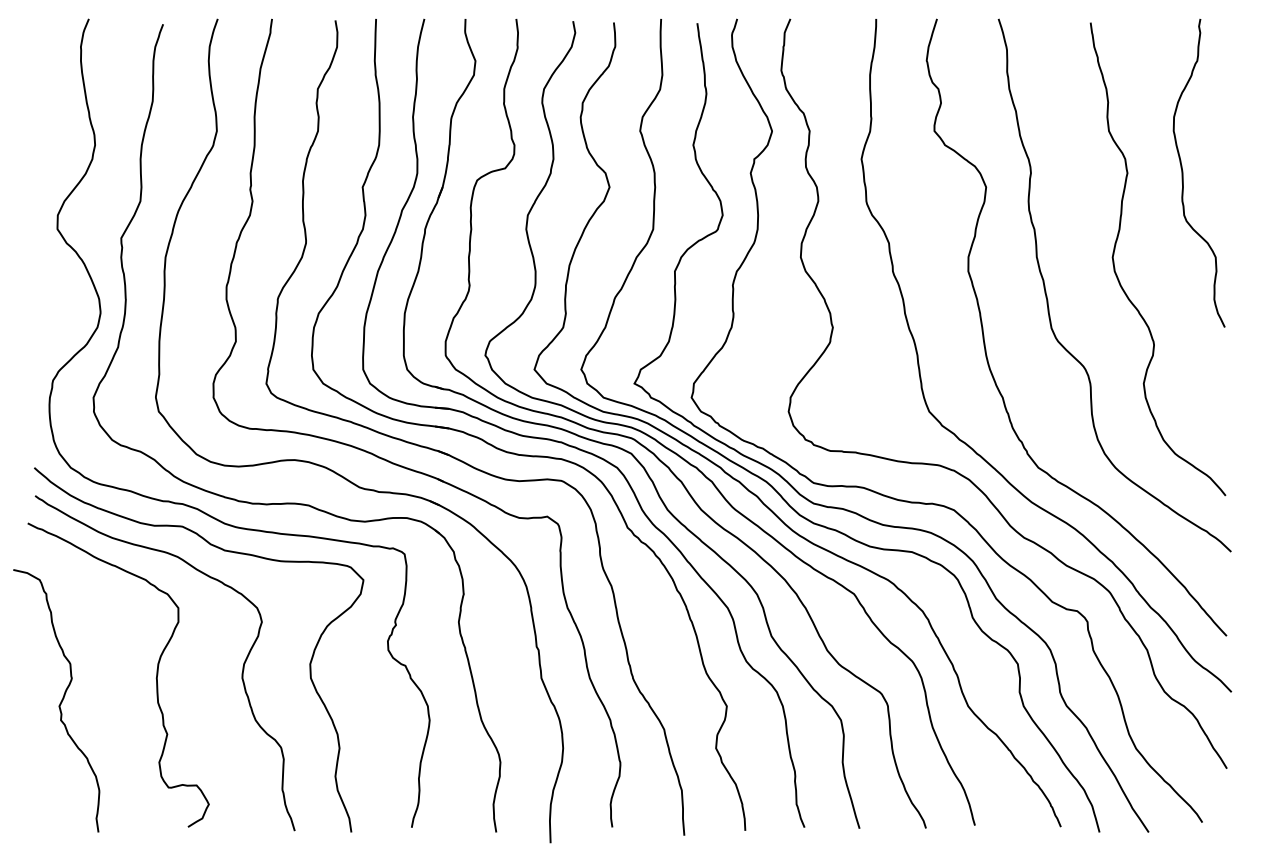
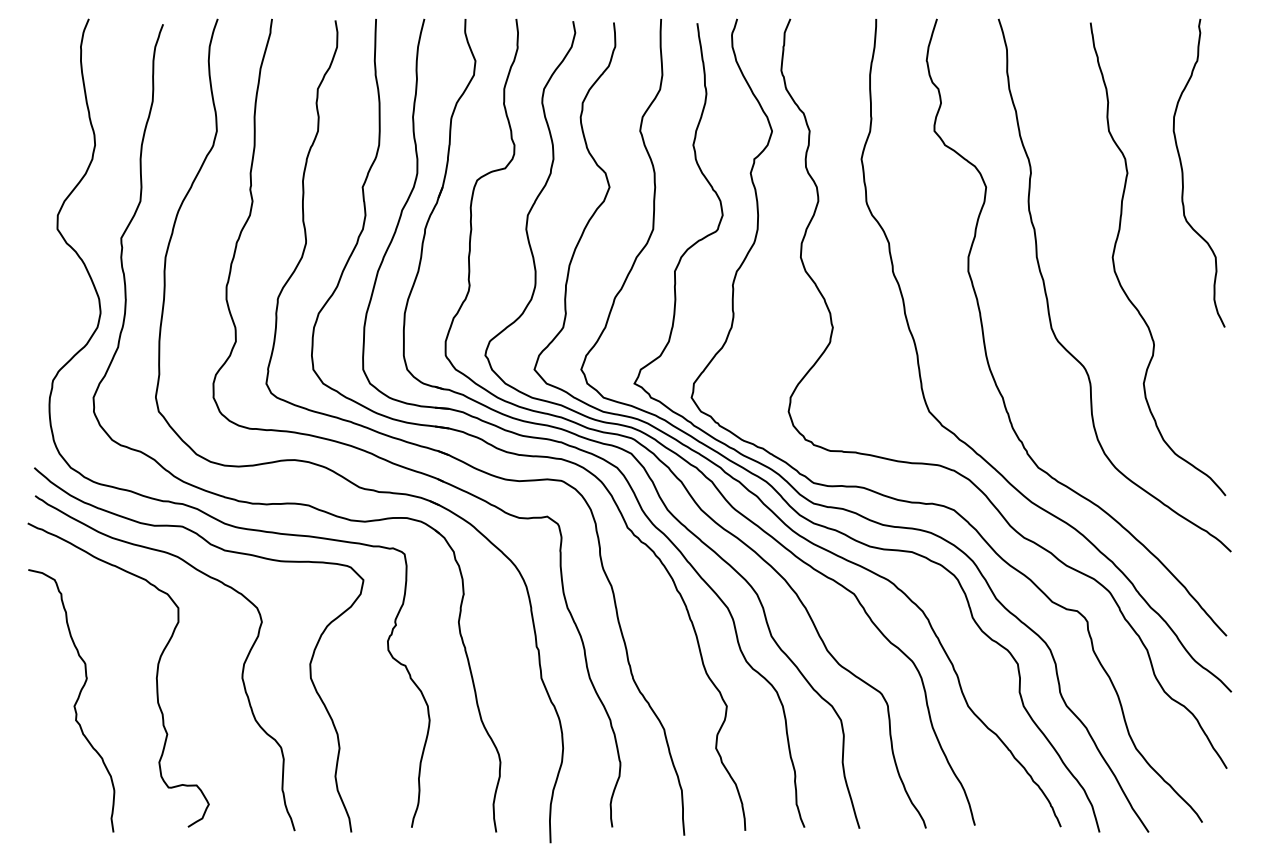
curve position: (60, 701) -> (75, 701) (75, 701)
